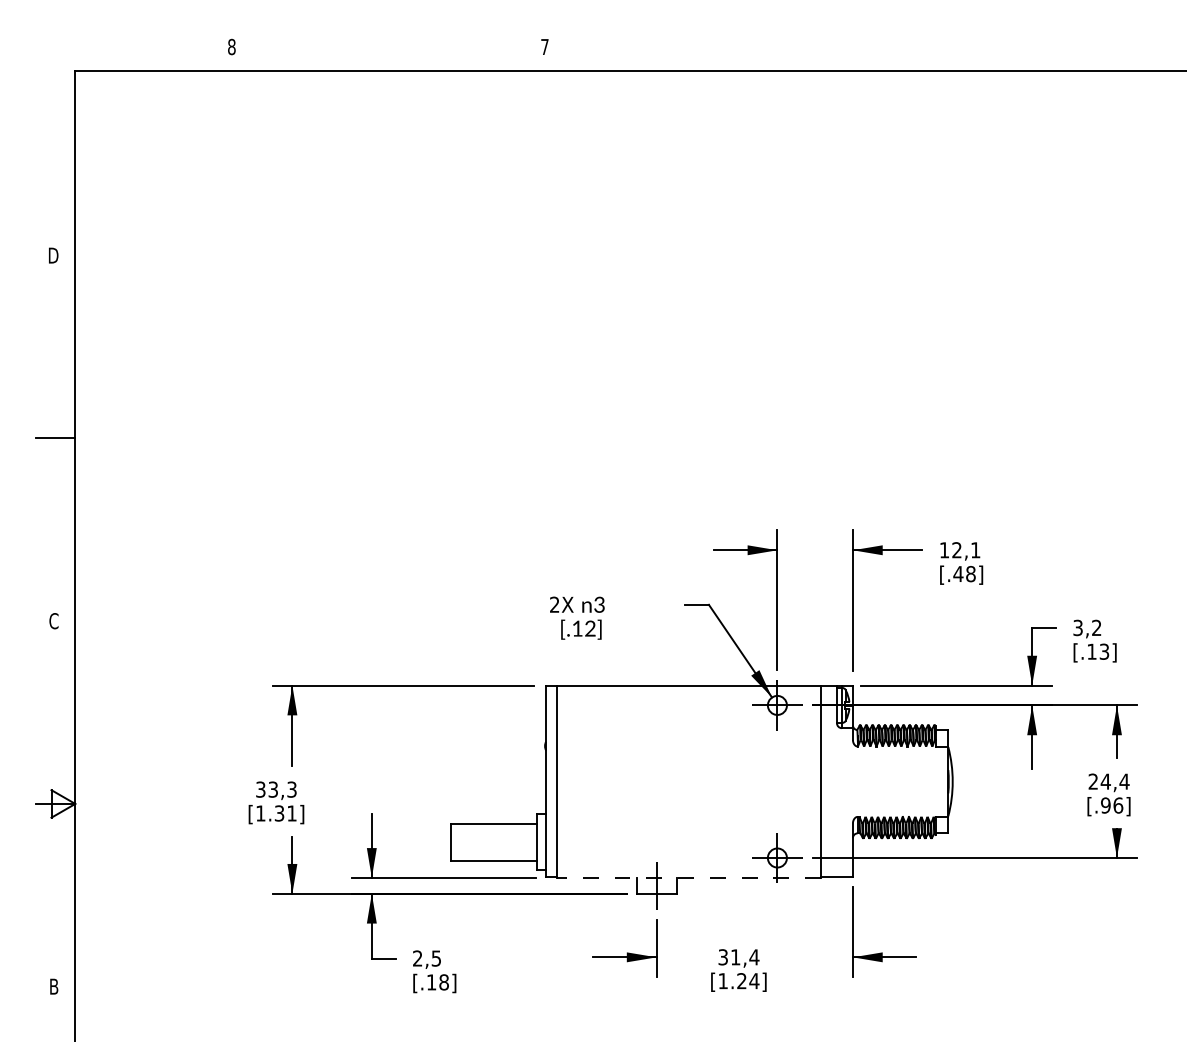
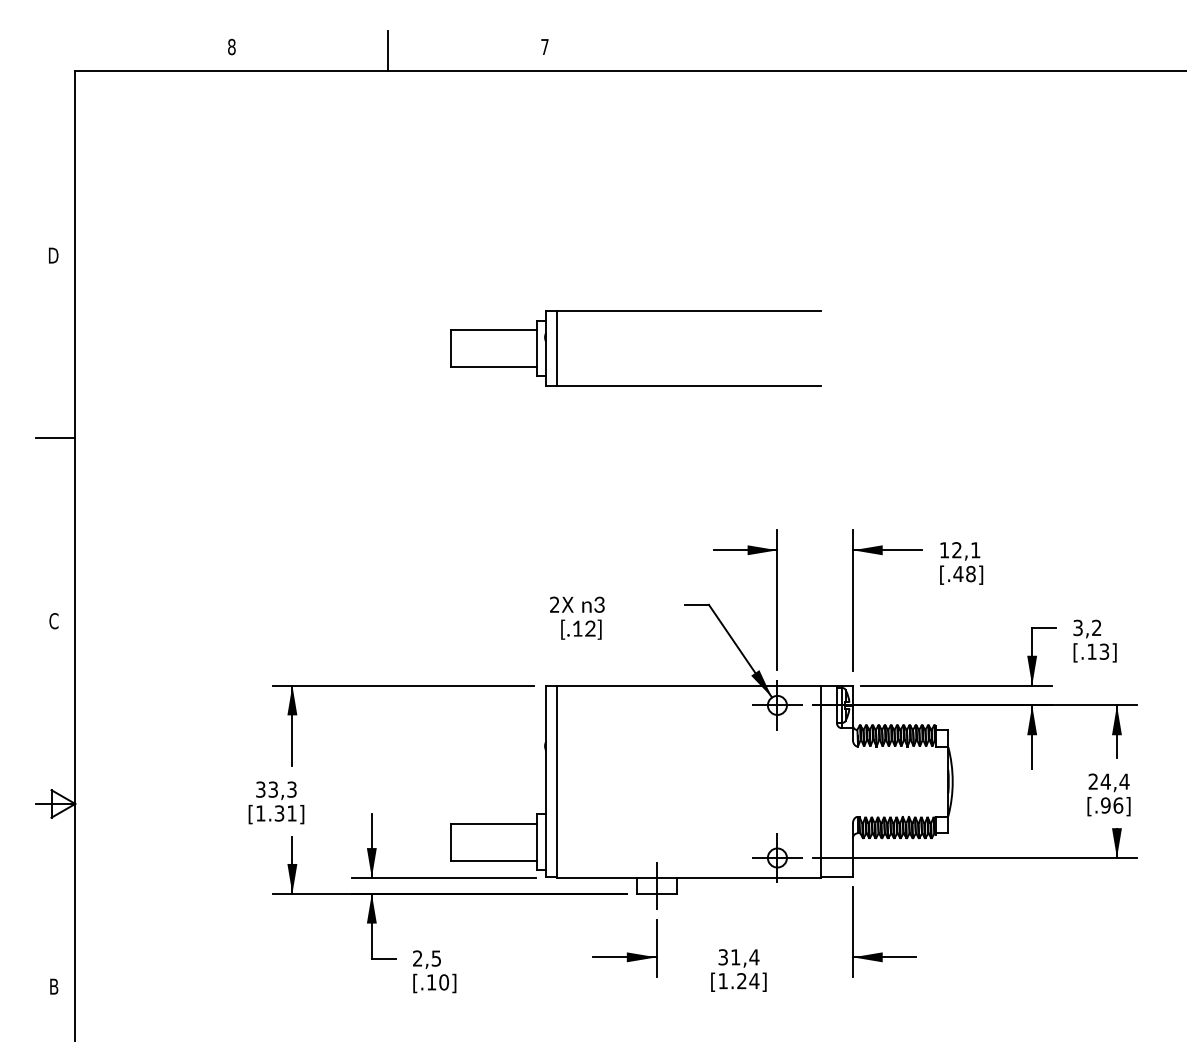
line: none -> present (388, 50)
part: none -> present (635, 311)
line: dashed -> solid (689, 877)
text: [.18] -> [.10] (444, 982)
